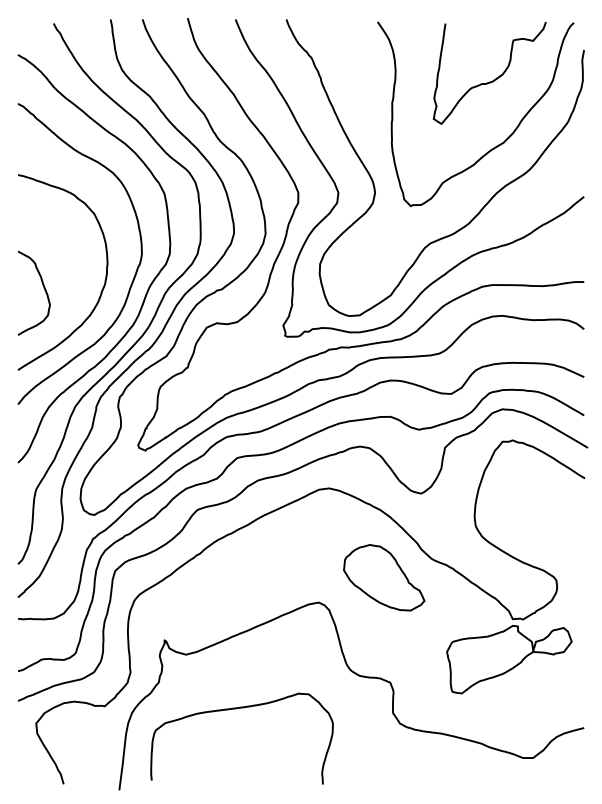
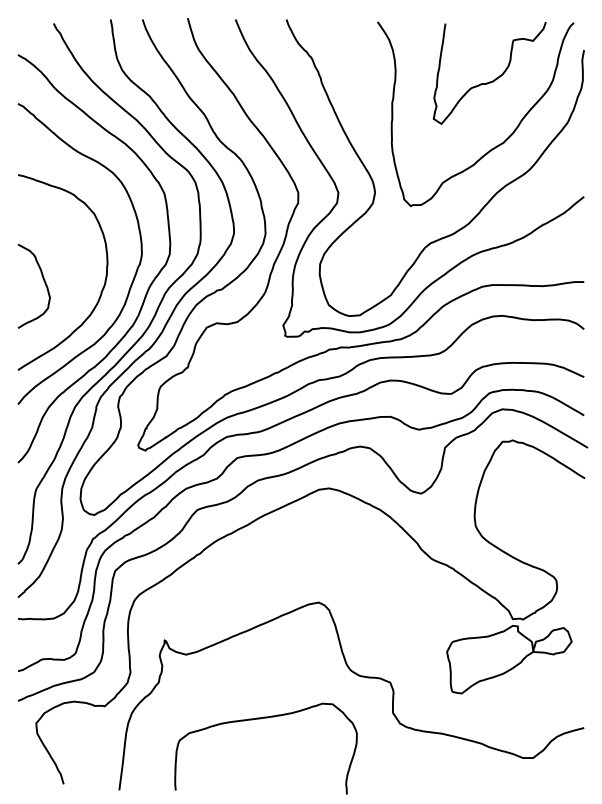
curve position: (43, 288) -> (43, 281) (43, 281)
part: present -> none (384, 577)
curve position: (236, 709) -> (260, 719) (260, 719)
